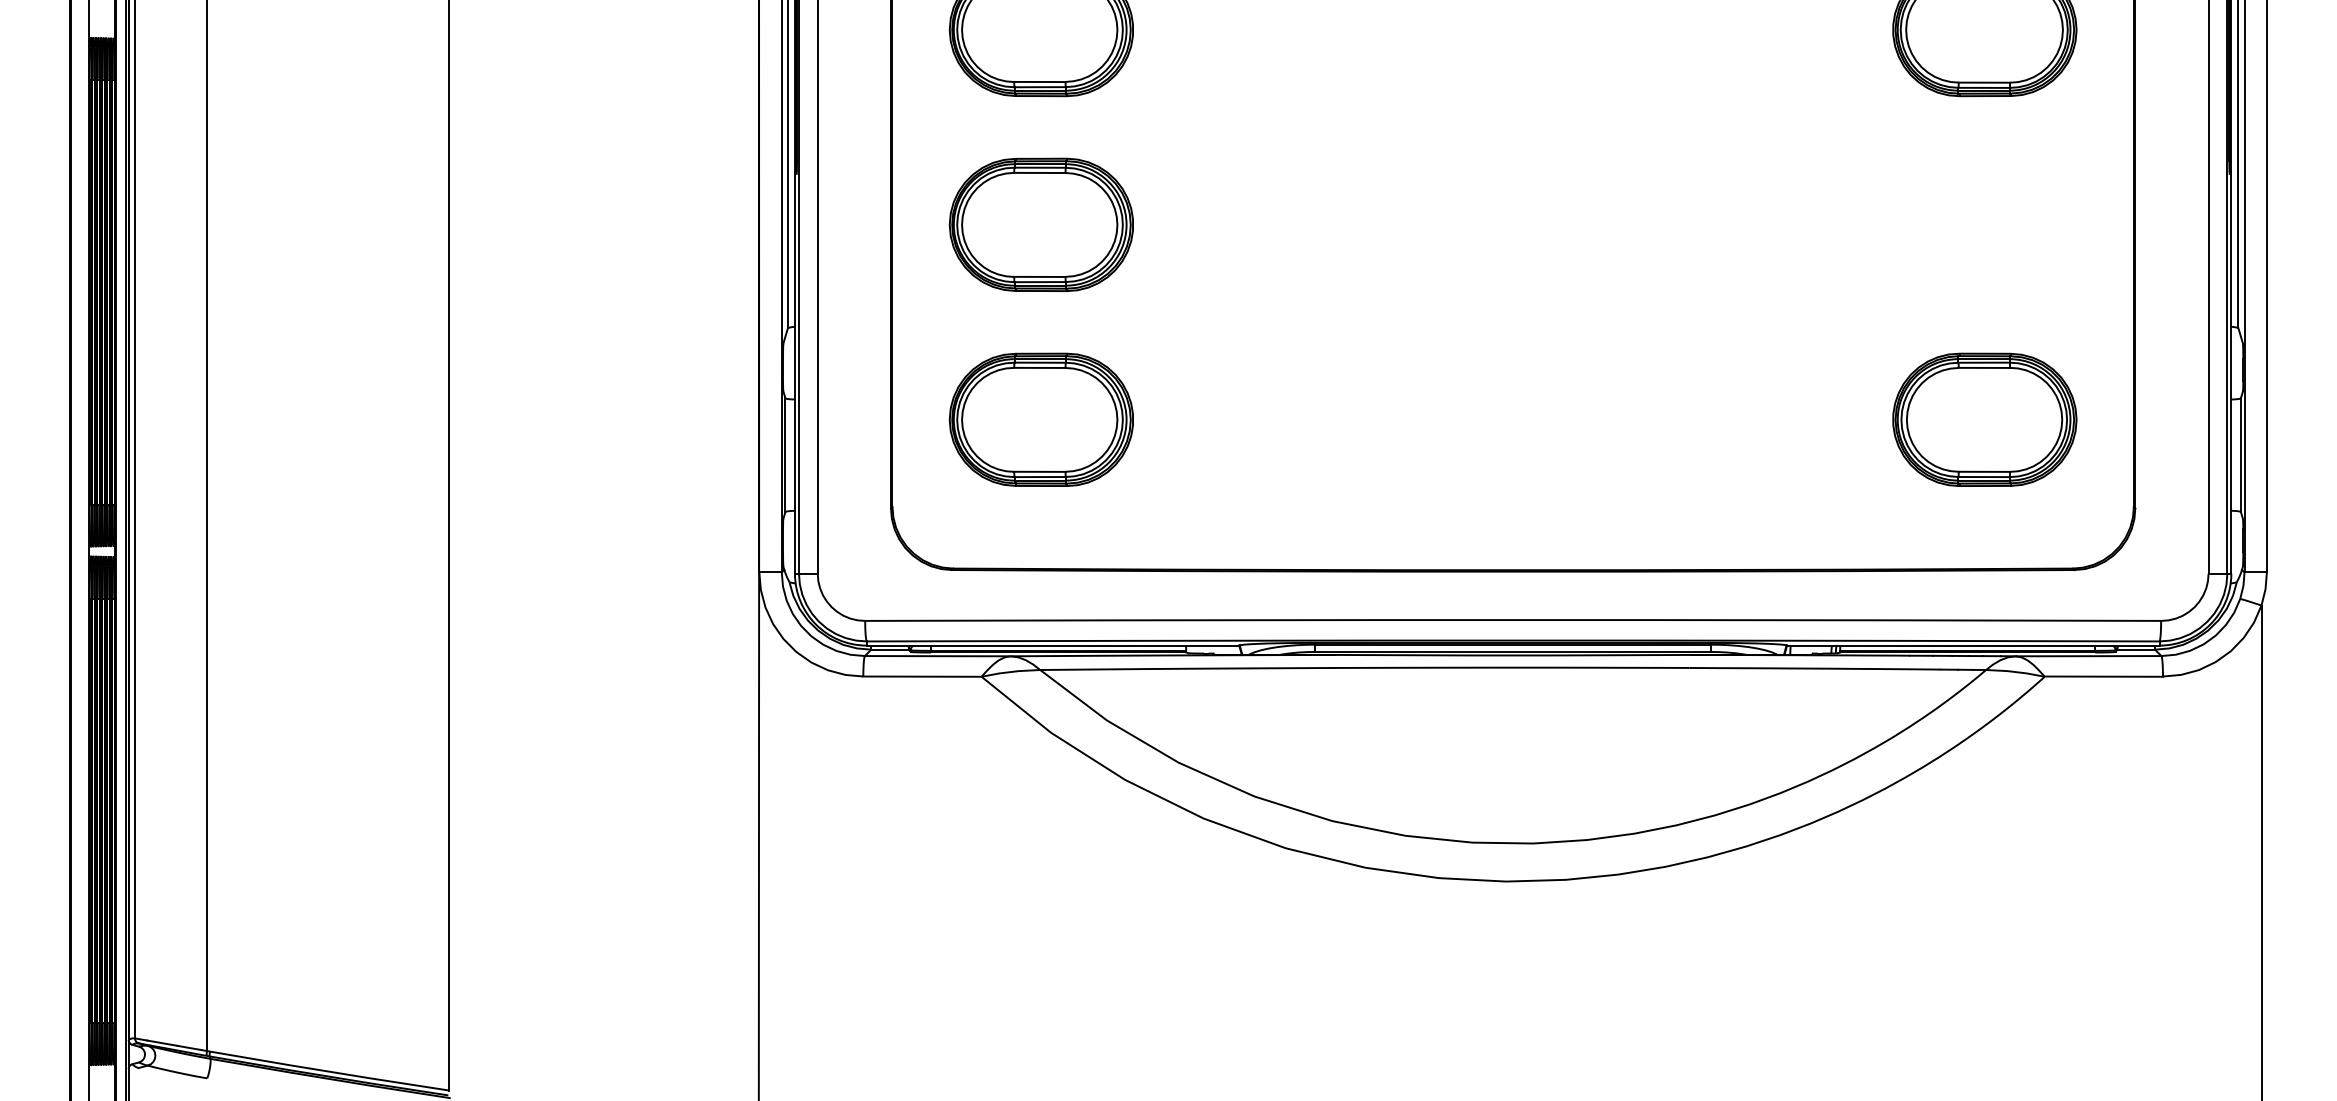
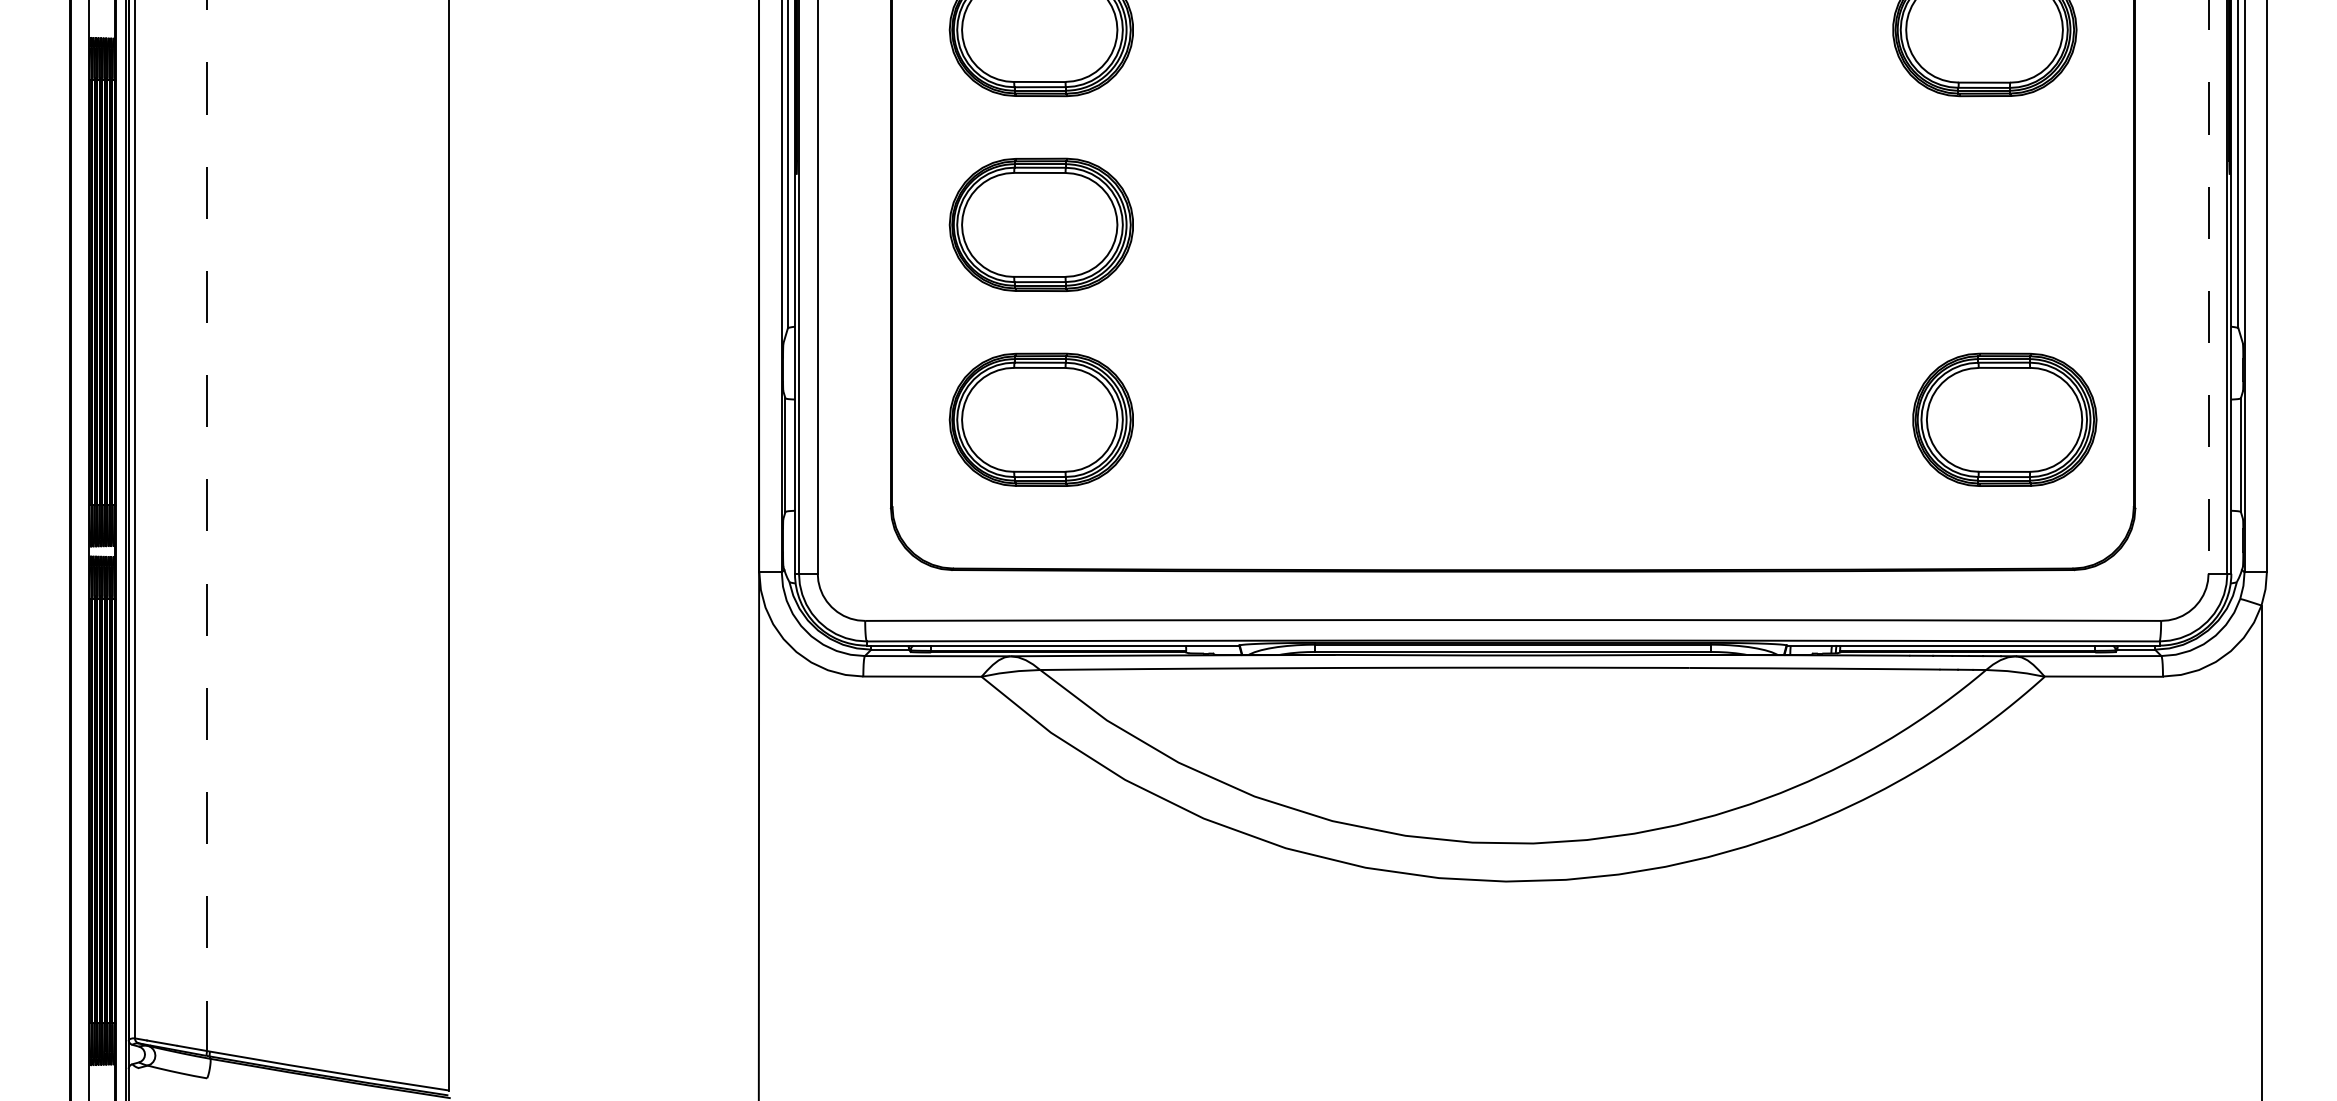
line: solid -> dashed (2208, 287)
part position: (1984, 419) -> (2004, 419) (2004, 419)
line: solid -> dashed (207, 526)
